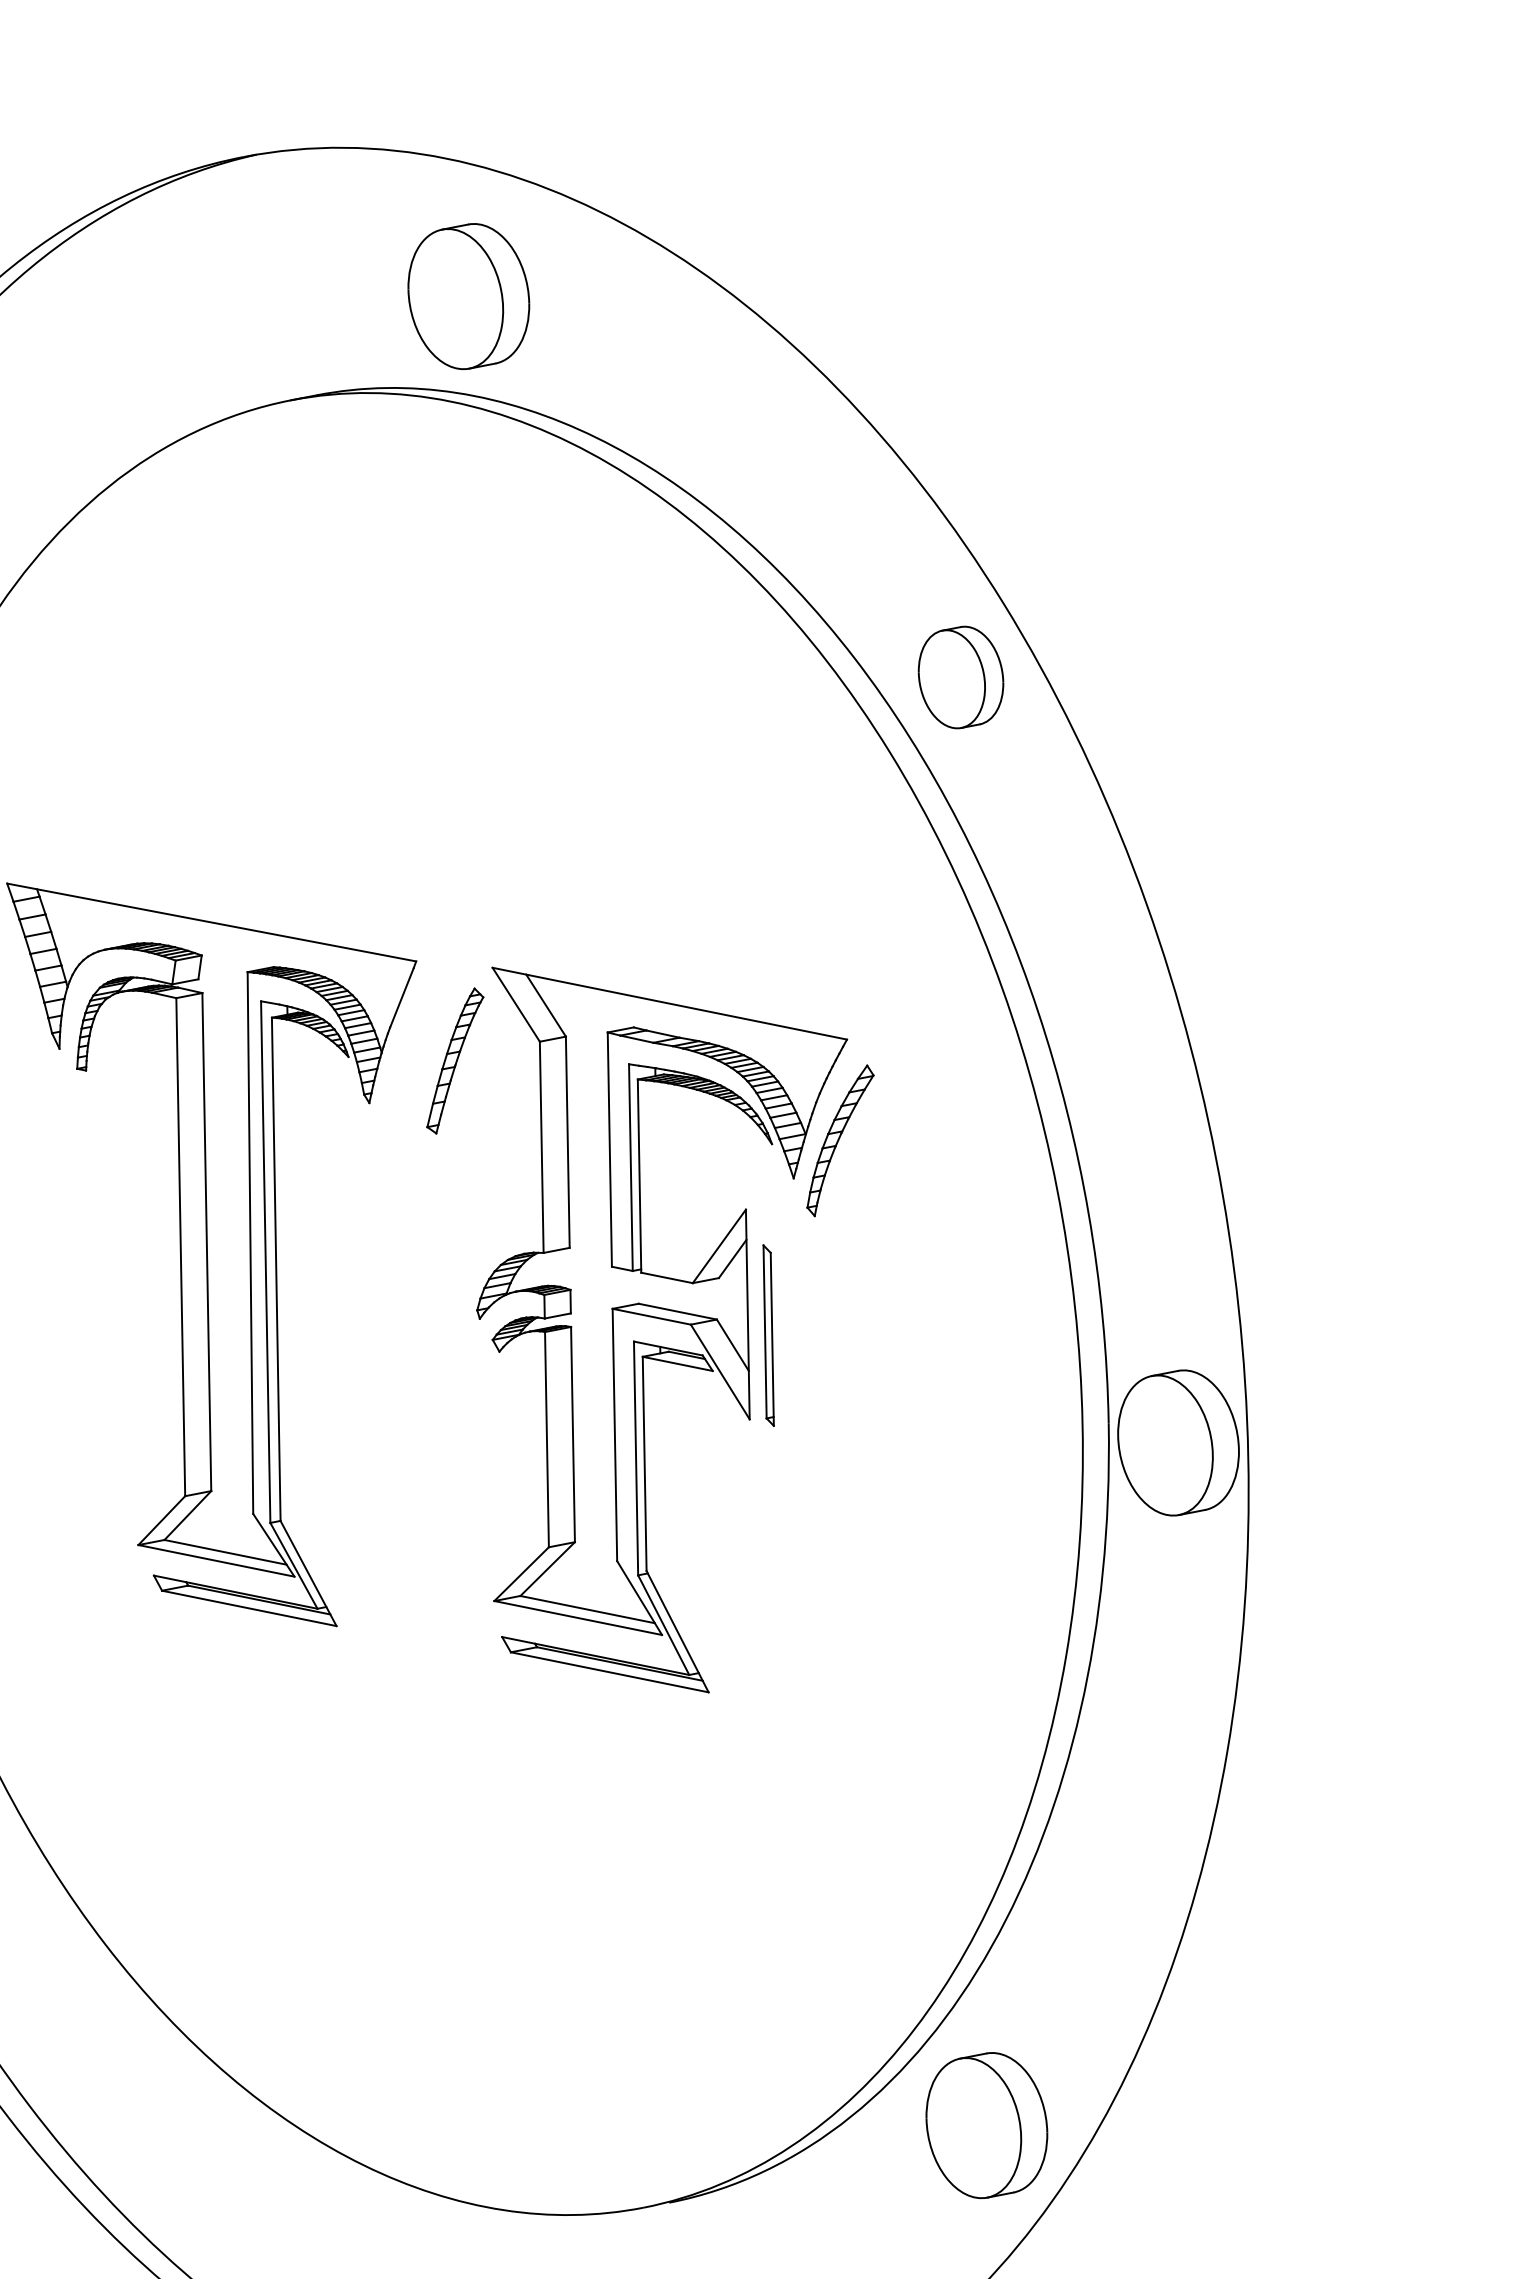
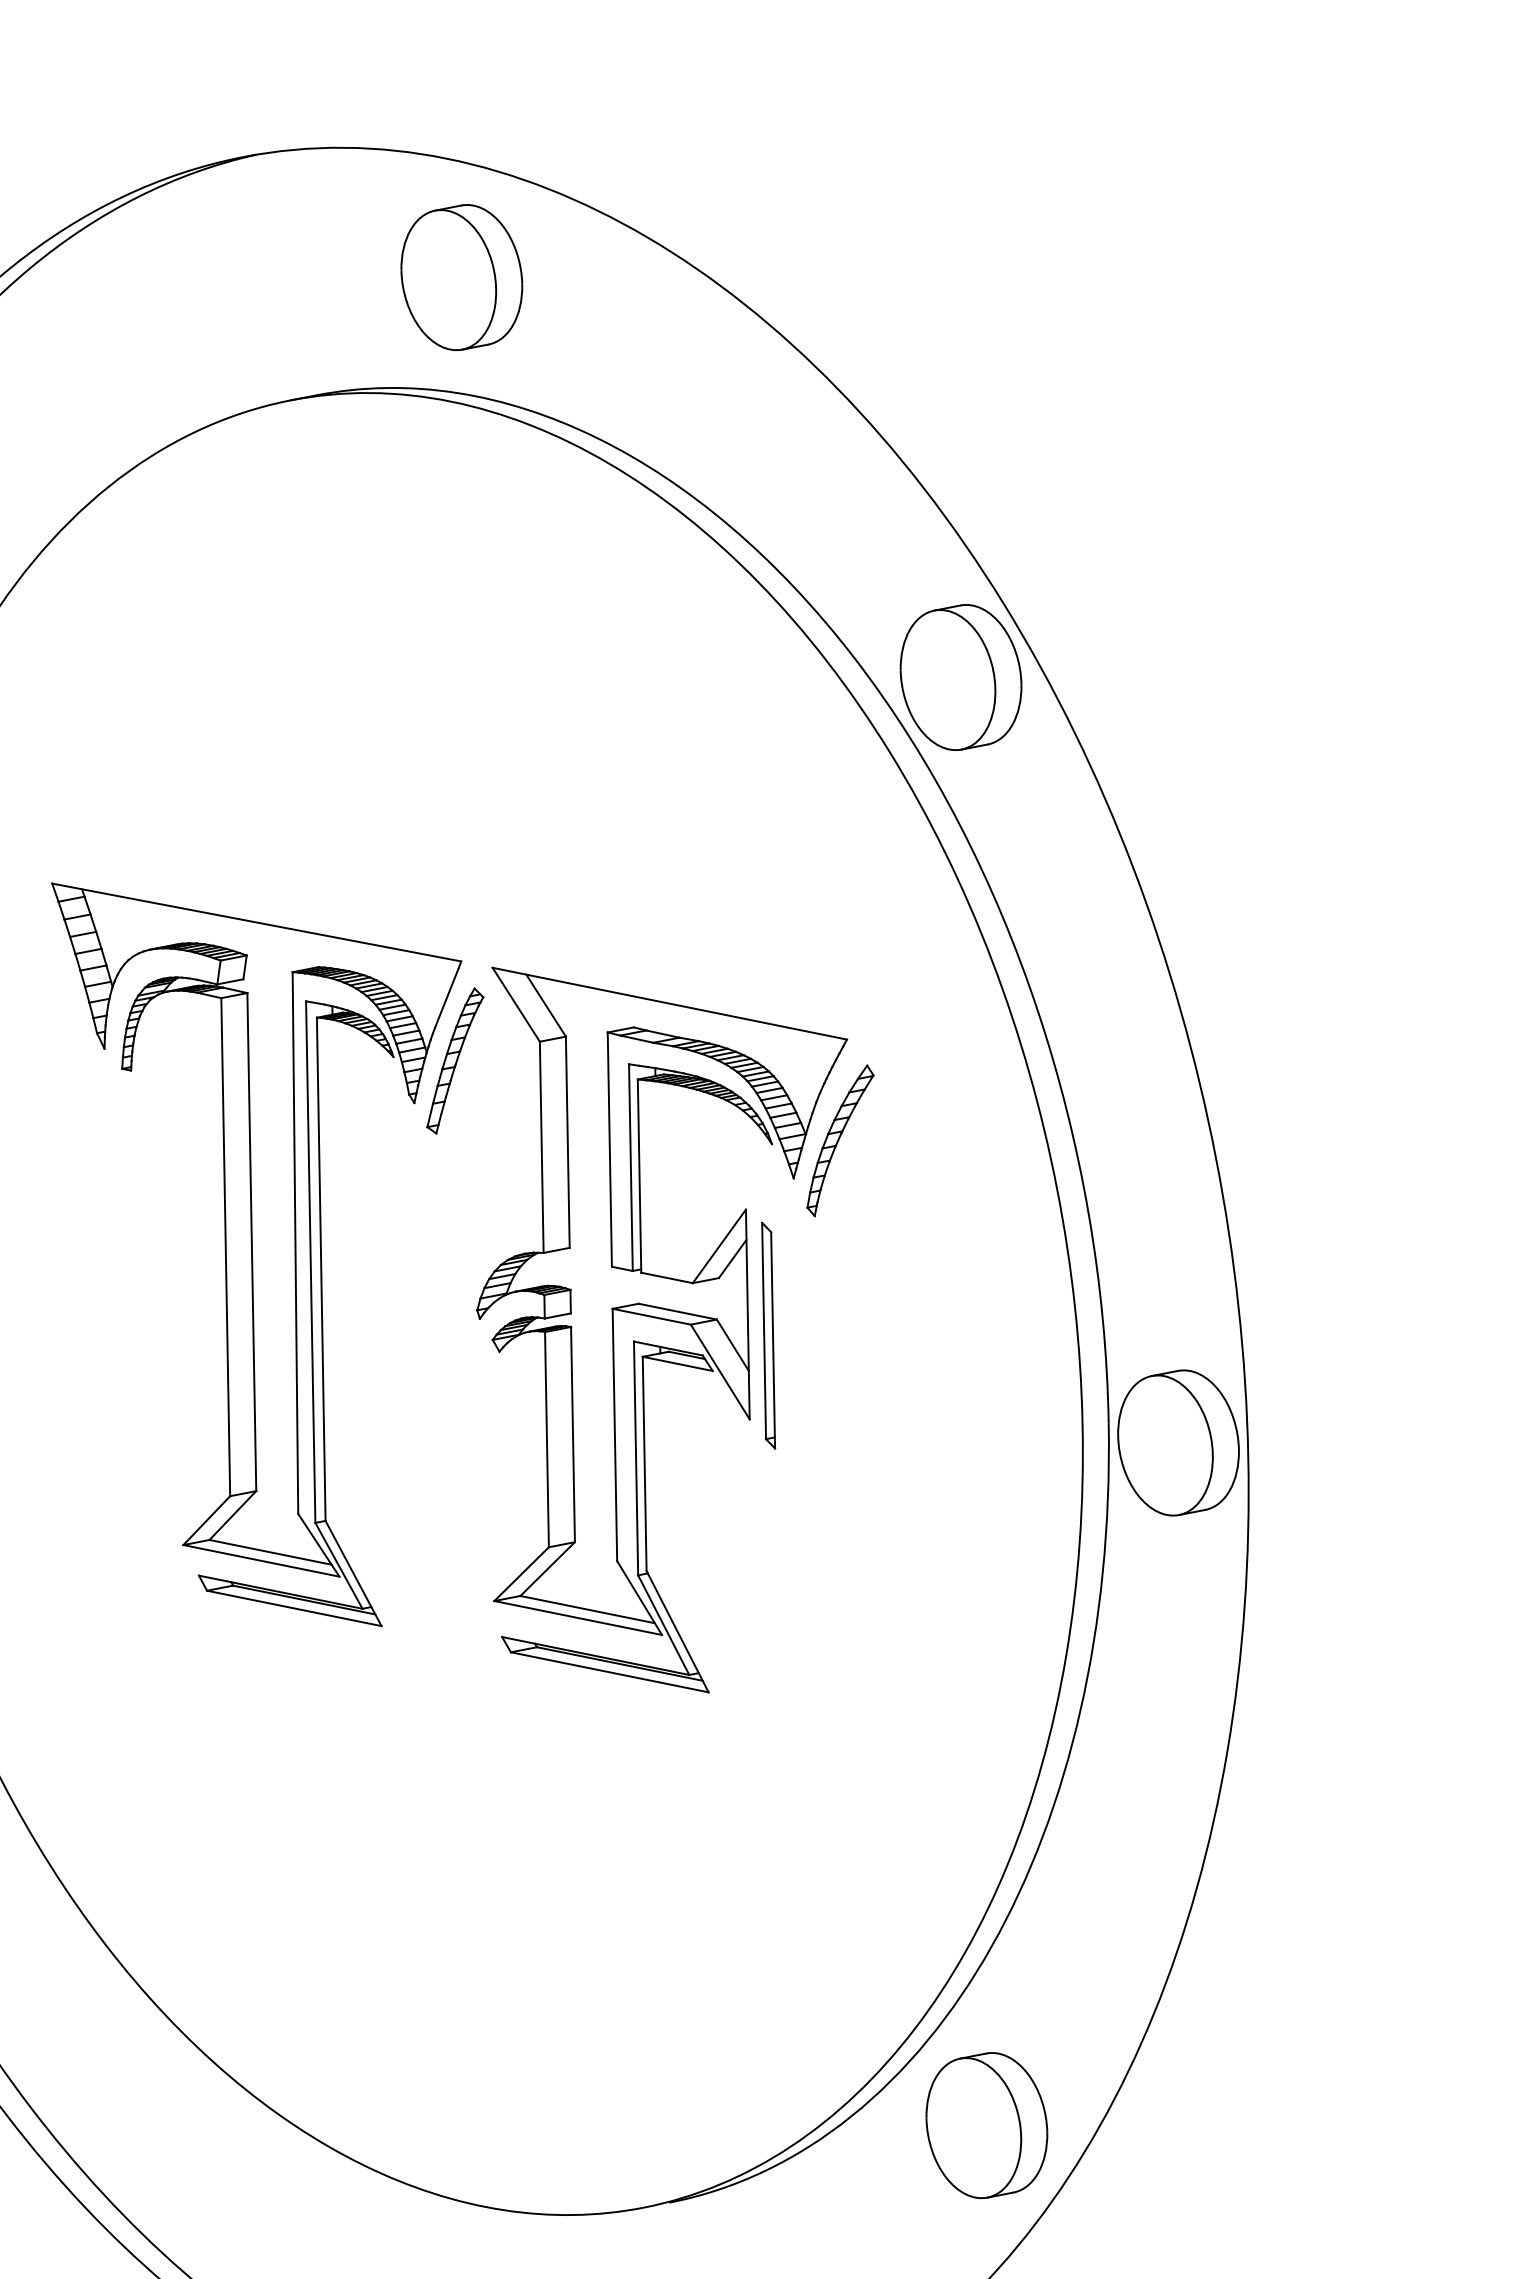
part position: (468, 296) -> (461, 277) (461, 277)
part size: 88x105 px -> 124x147 px (960, 677)
part position: (211, 1254) -> (256, 1254) (256, 1254)
part size: 13x183 px -> 16x229 px (768, 1335)
